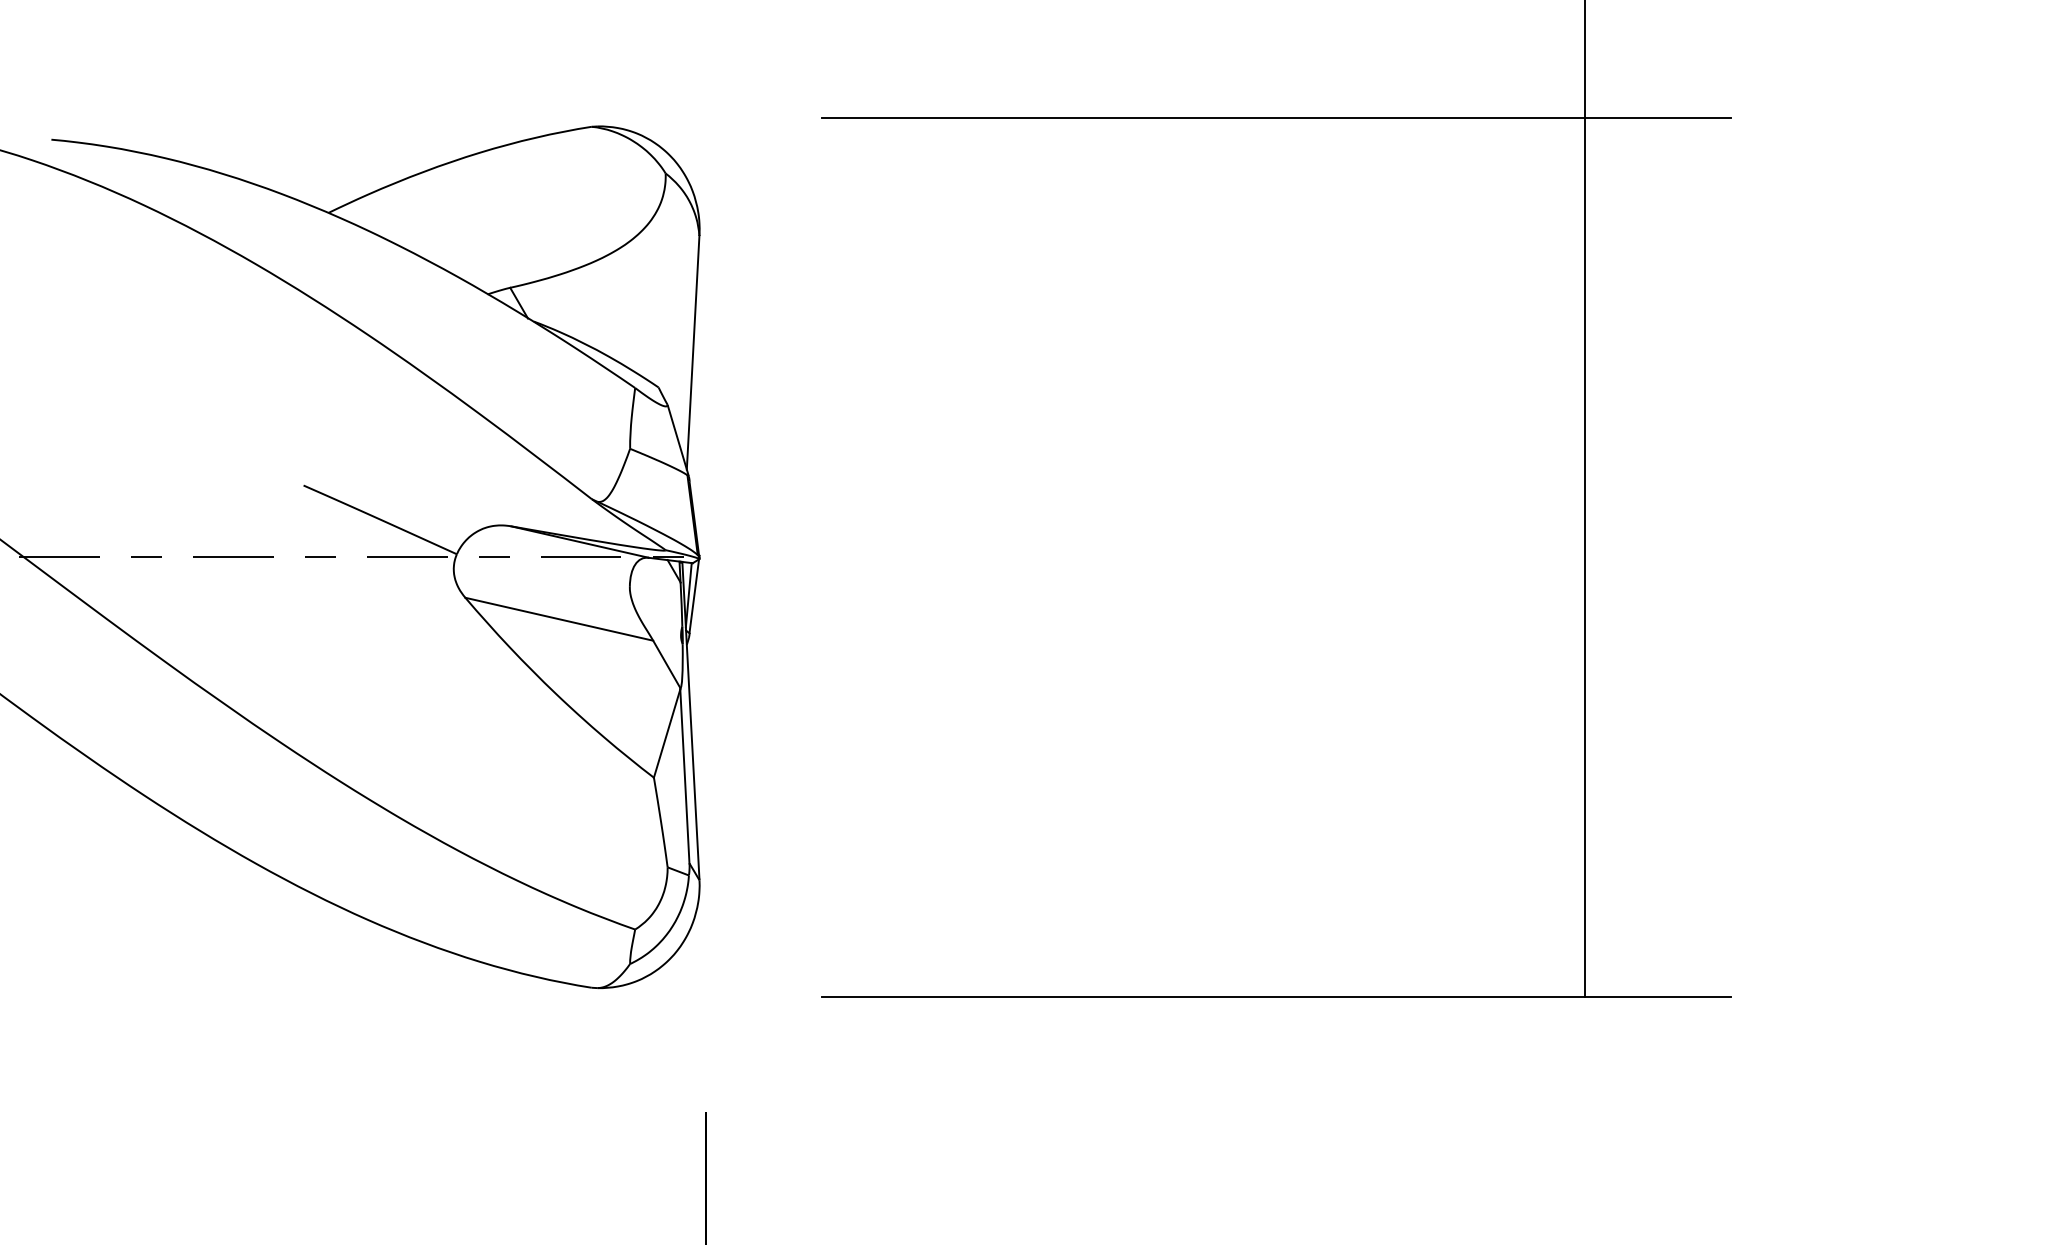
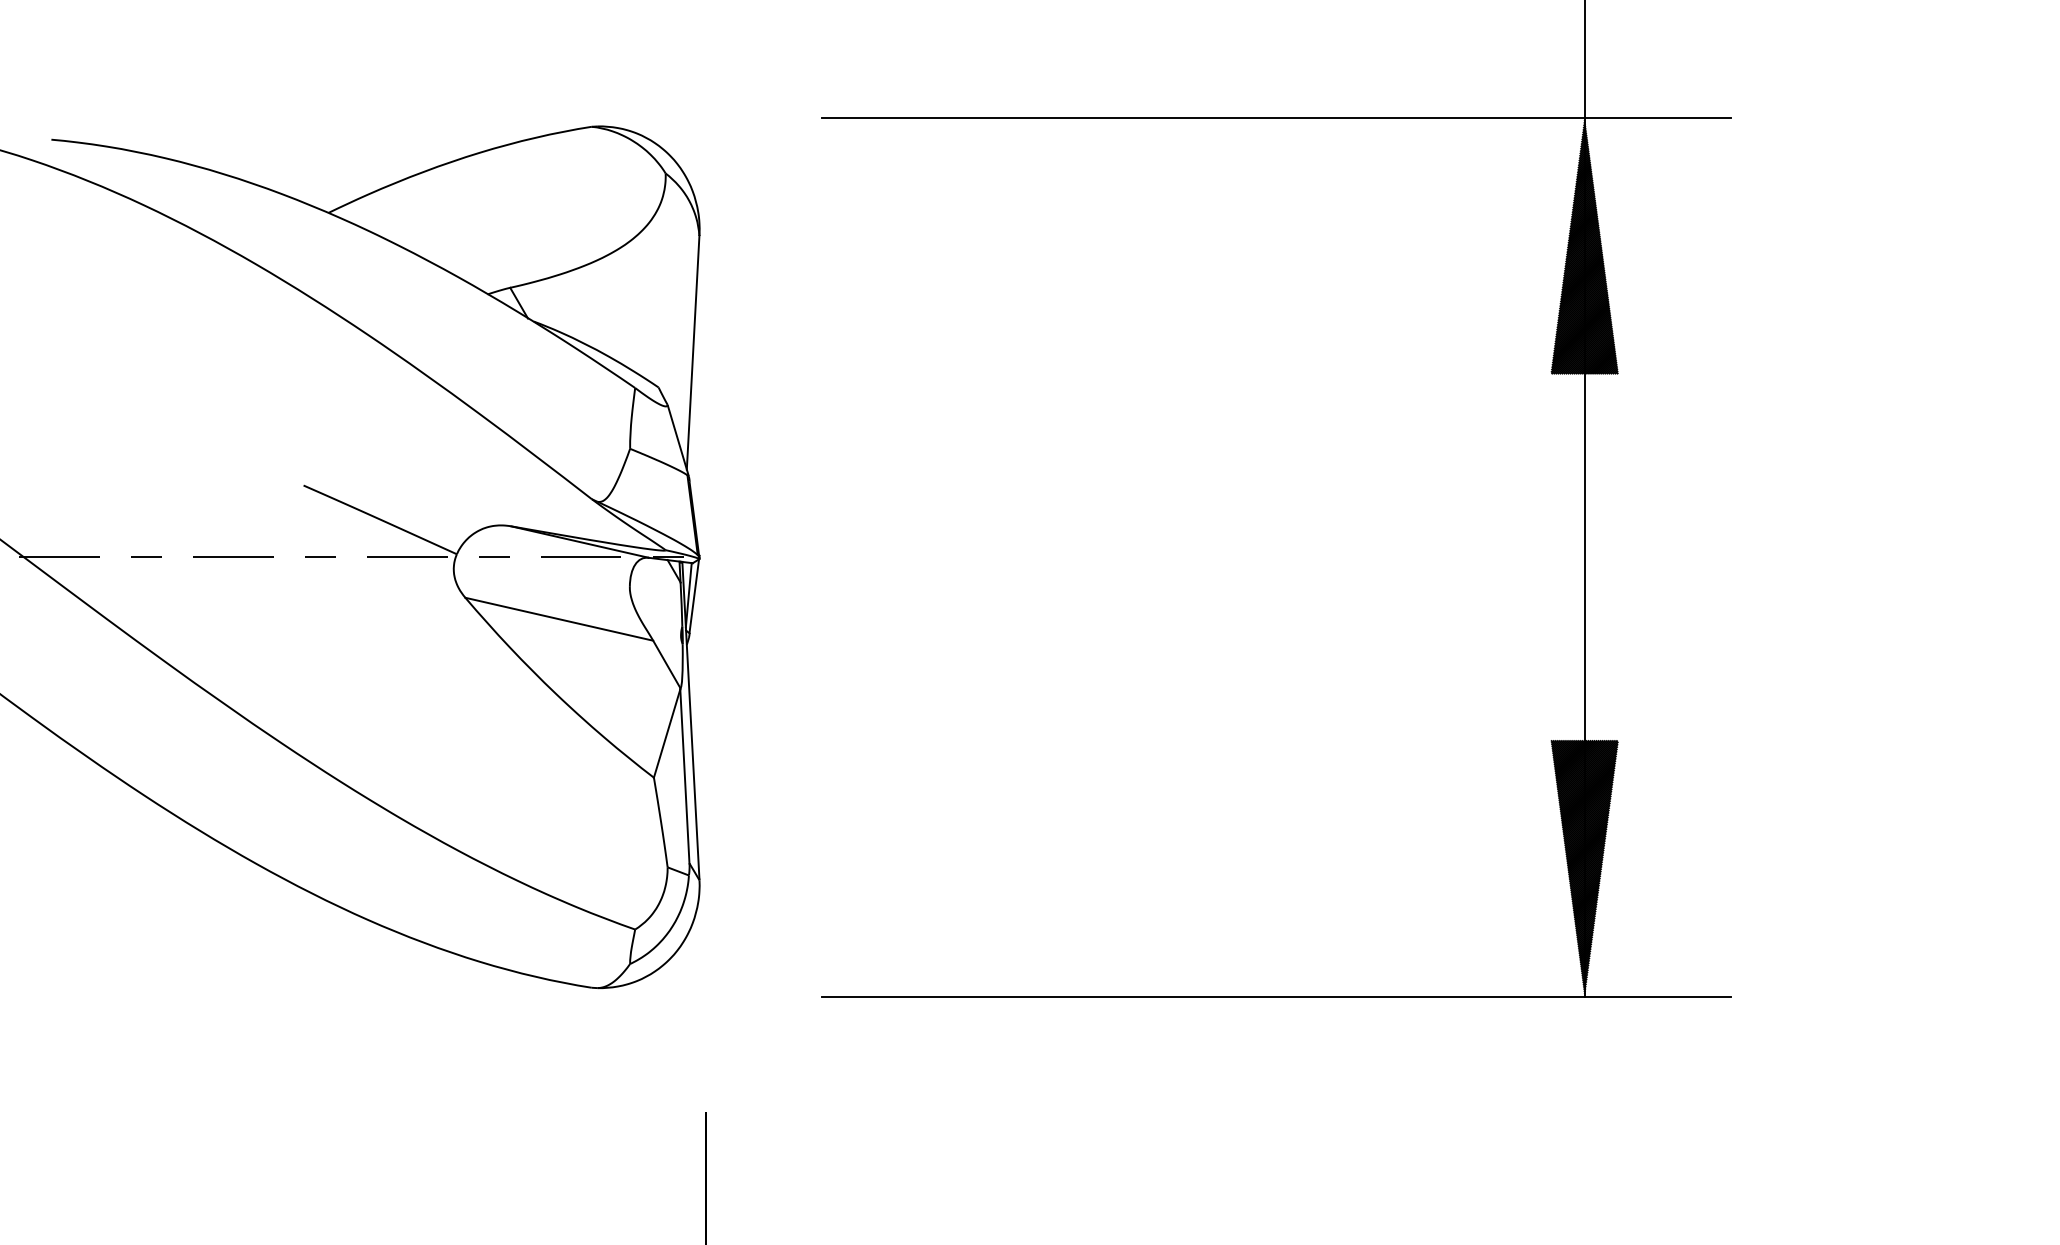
hatch: none -> present (1584, 246)
hatch: none -> present (1584, 867)
